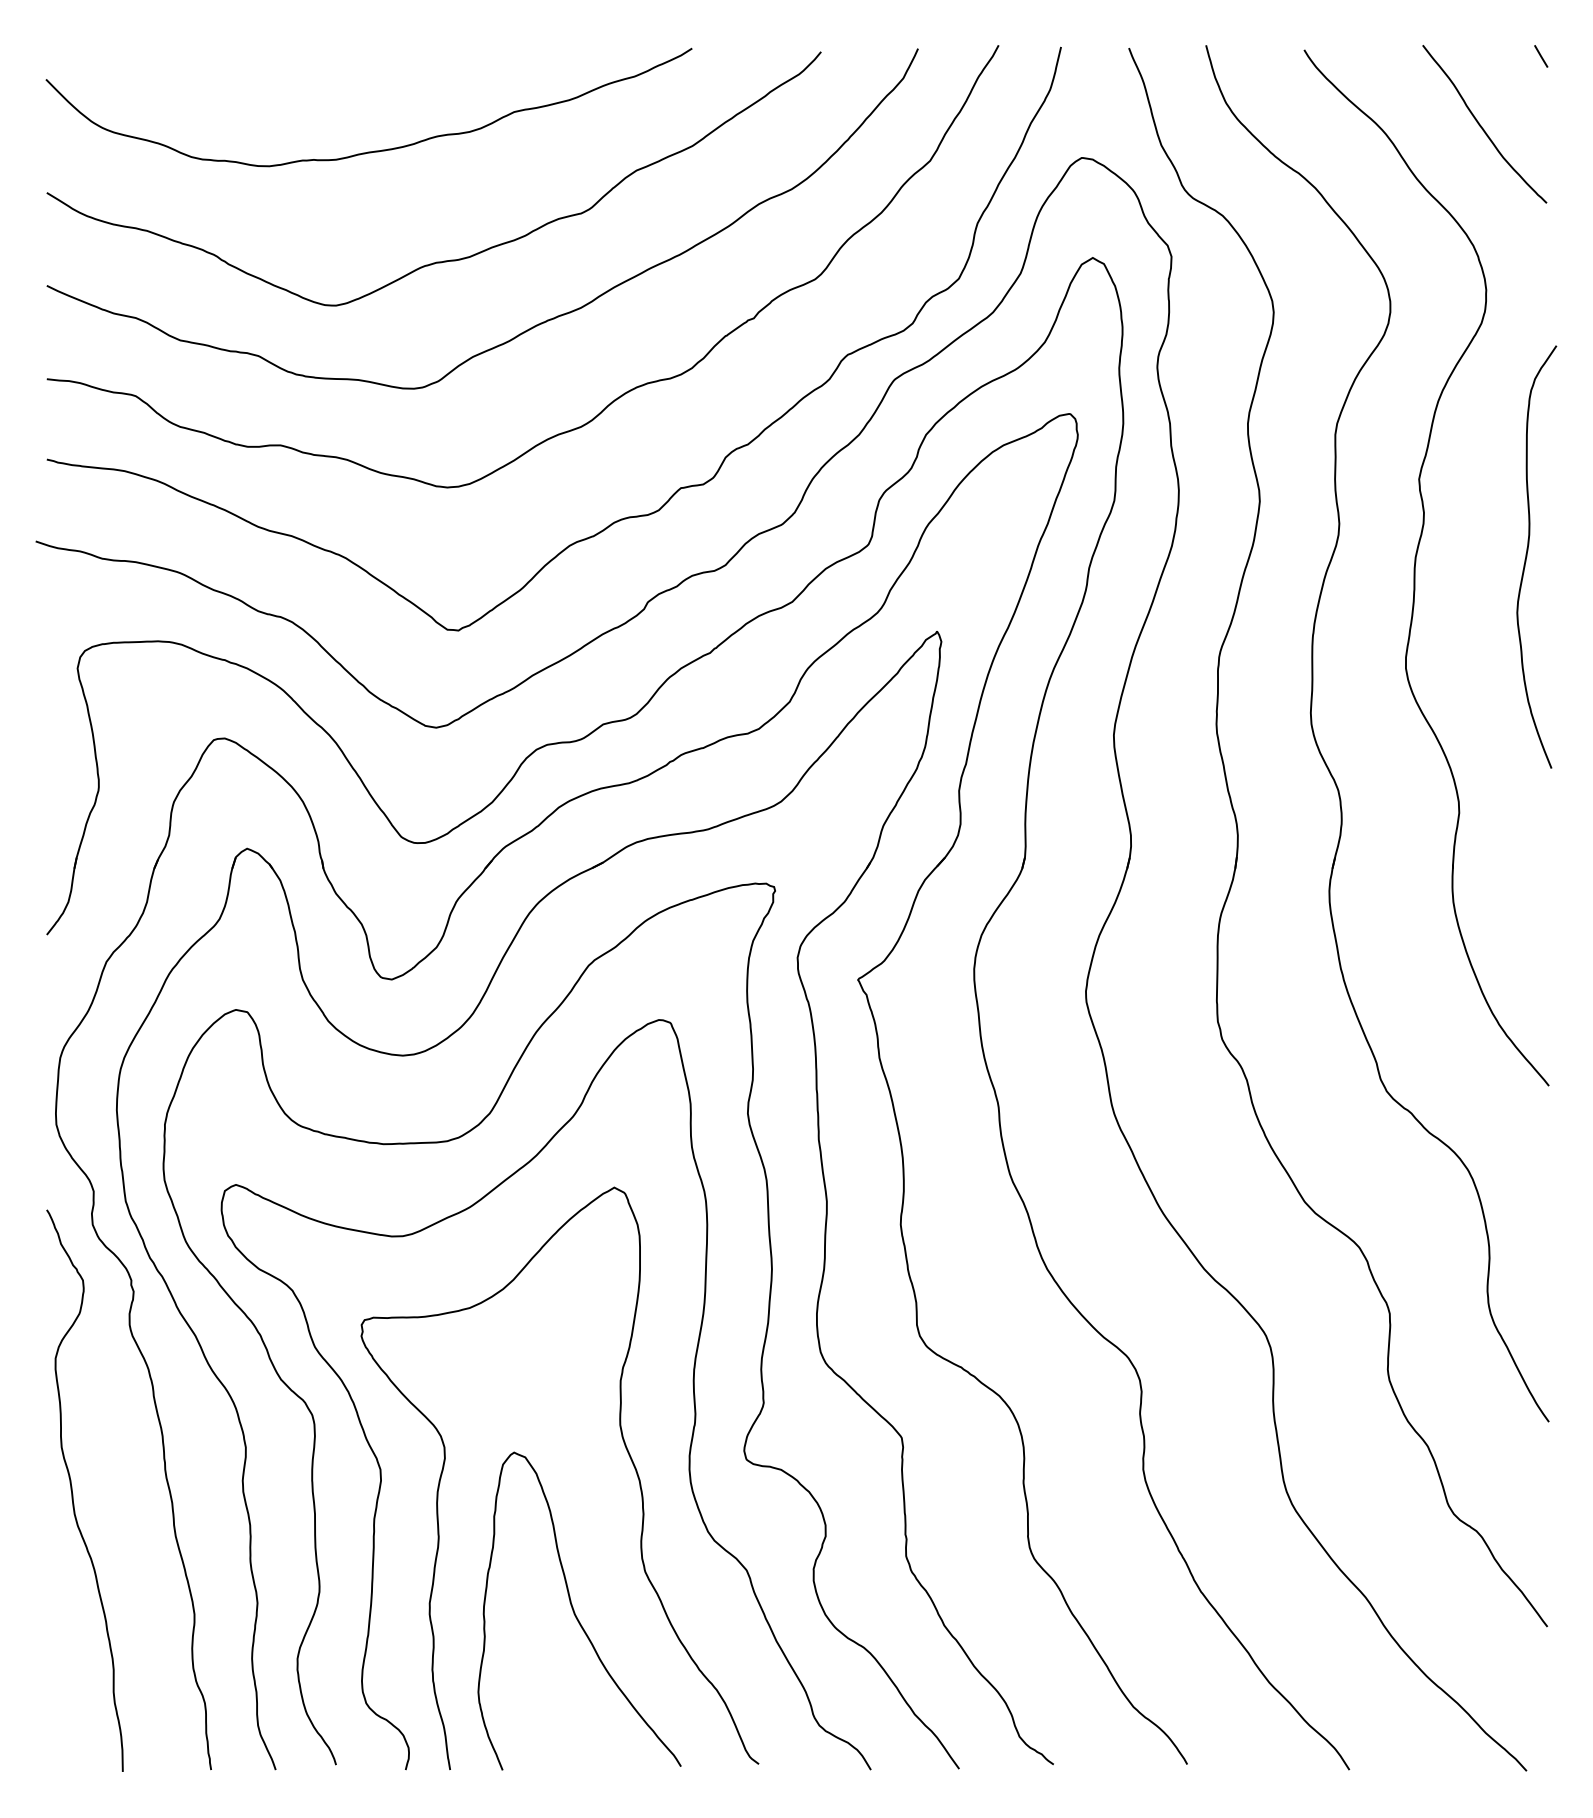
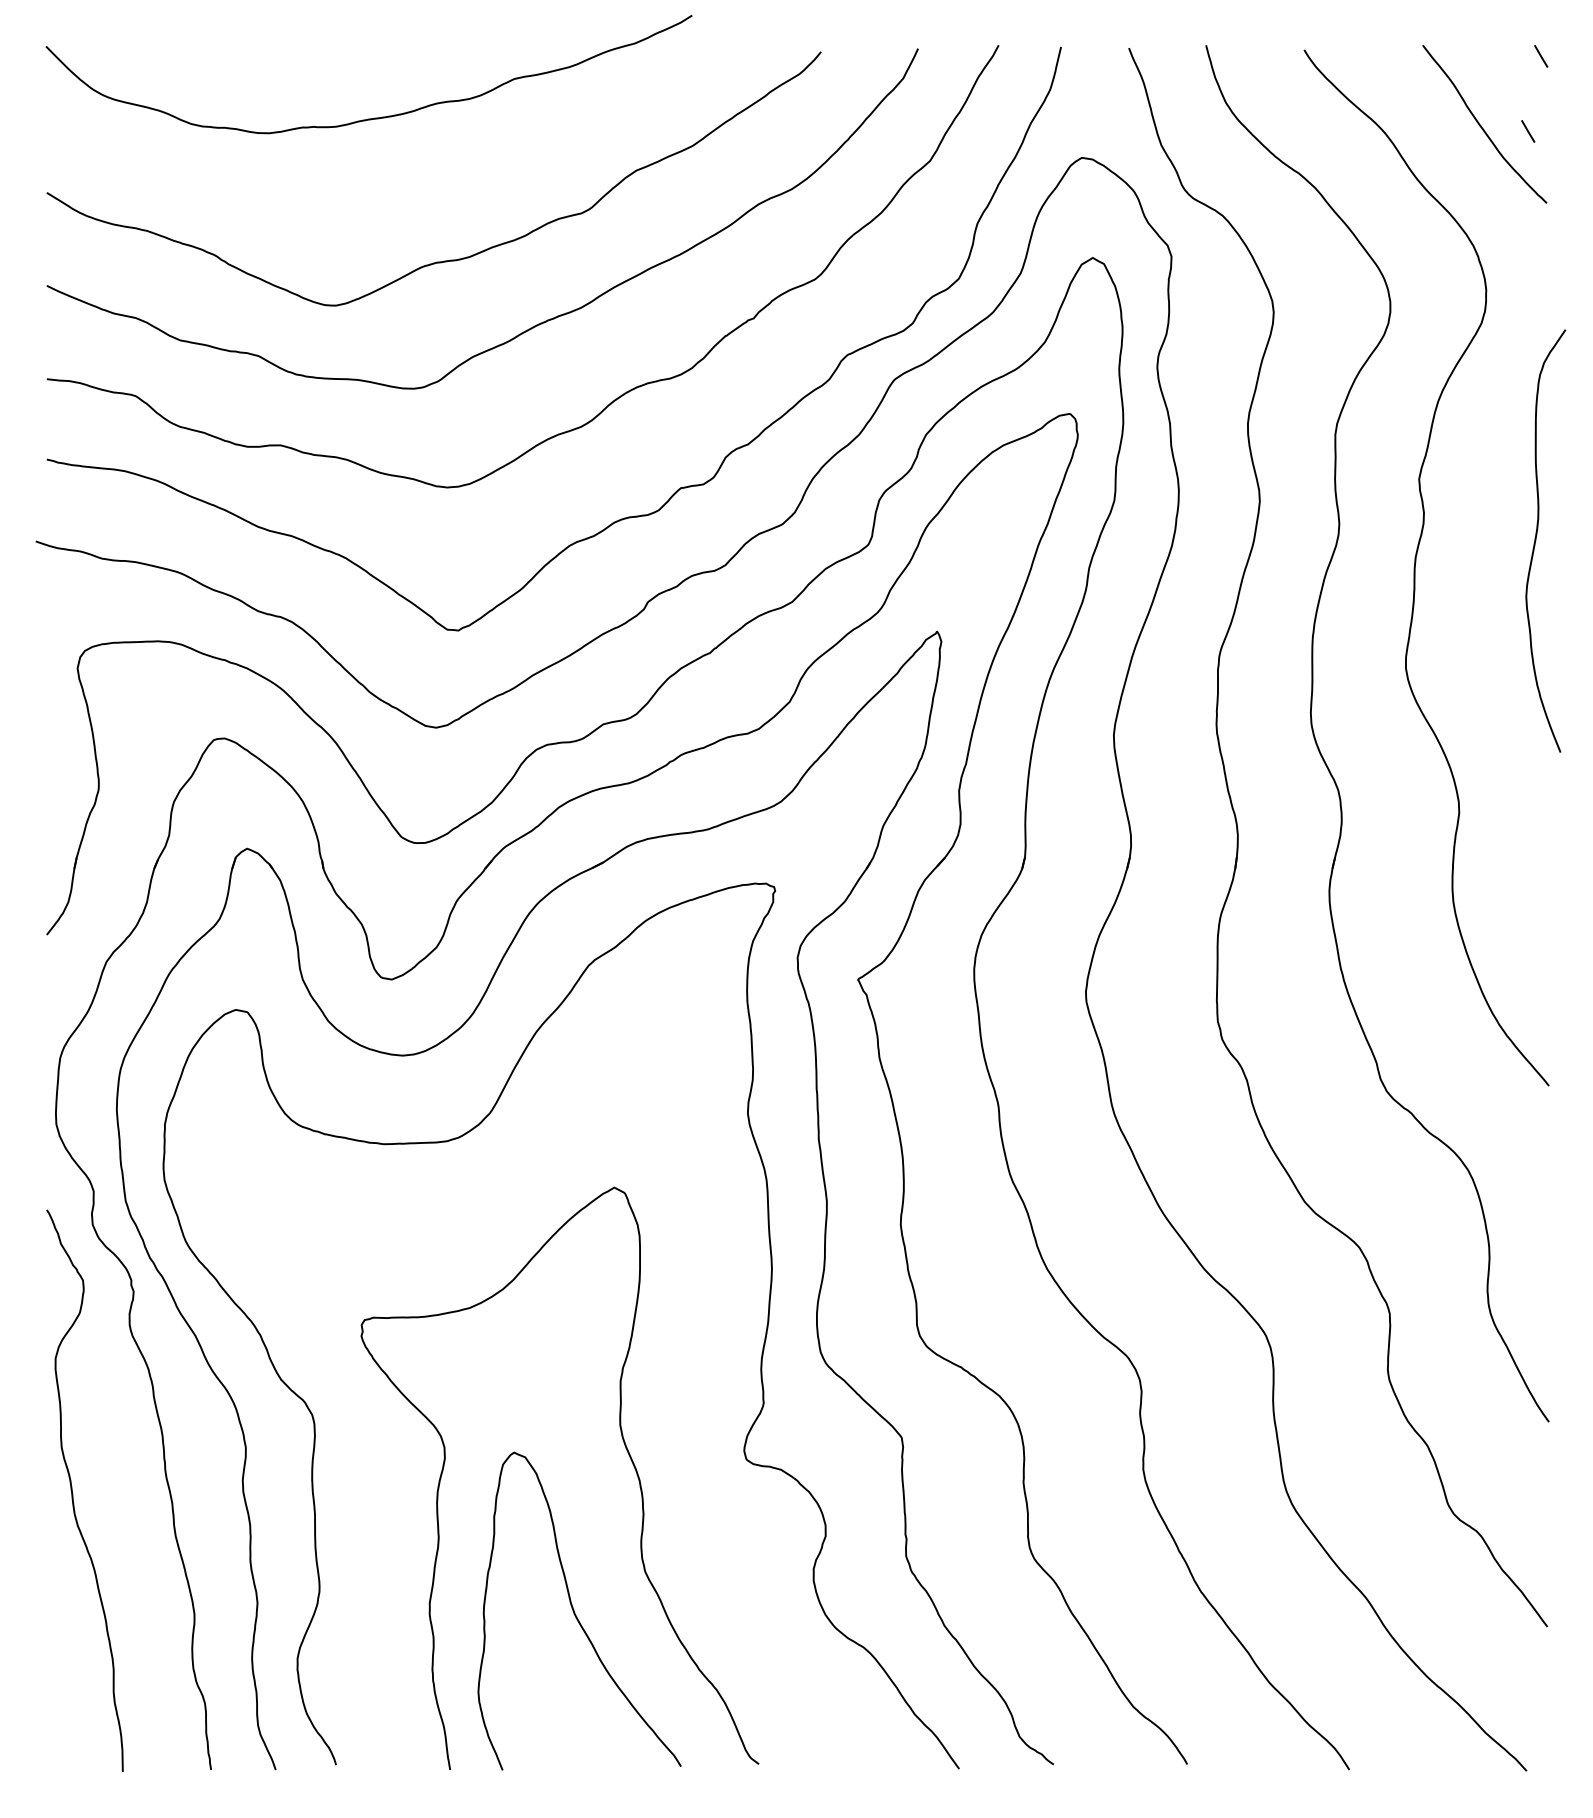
line: none -> present (1528, 131)
curve position: (374, 150) -> (374, 117) (374, 117)
curve position: (1527, 556) -> (1536, 540) (1536, 540)
curve: present -> none (692, 1384)
